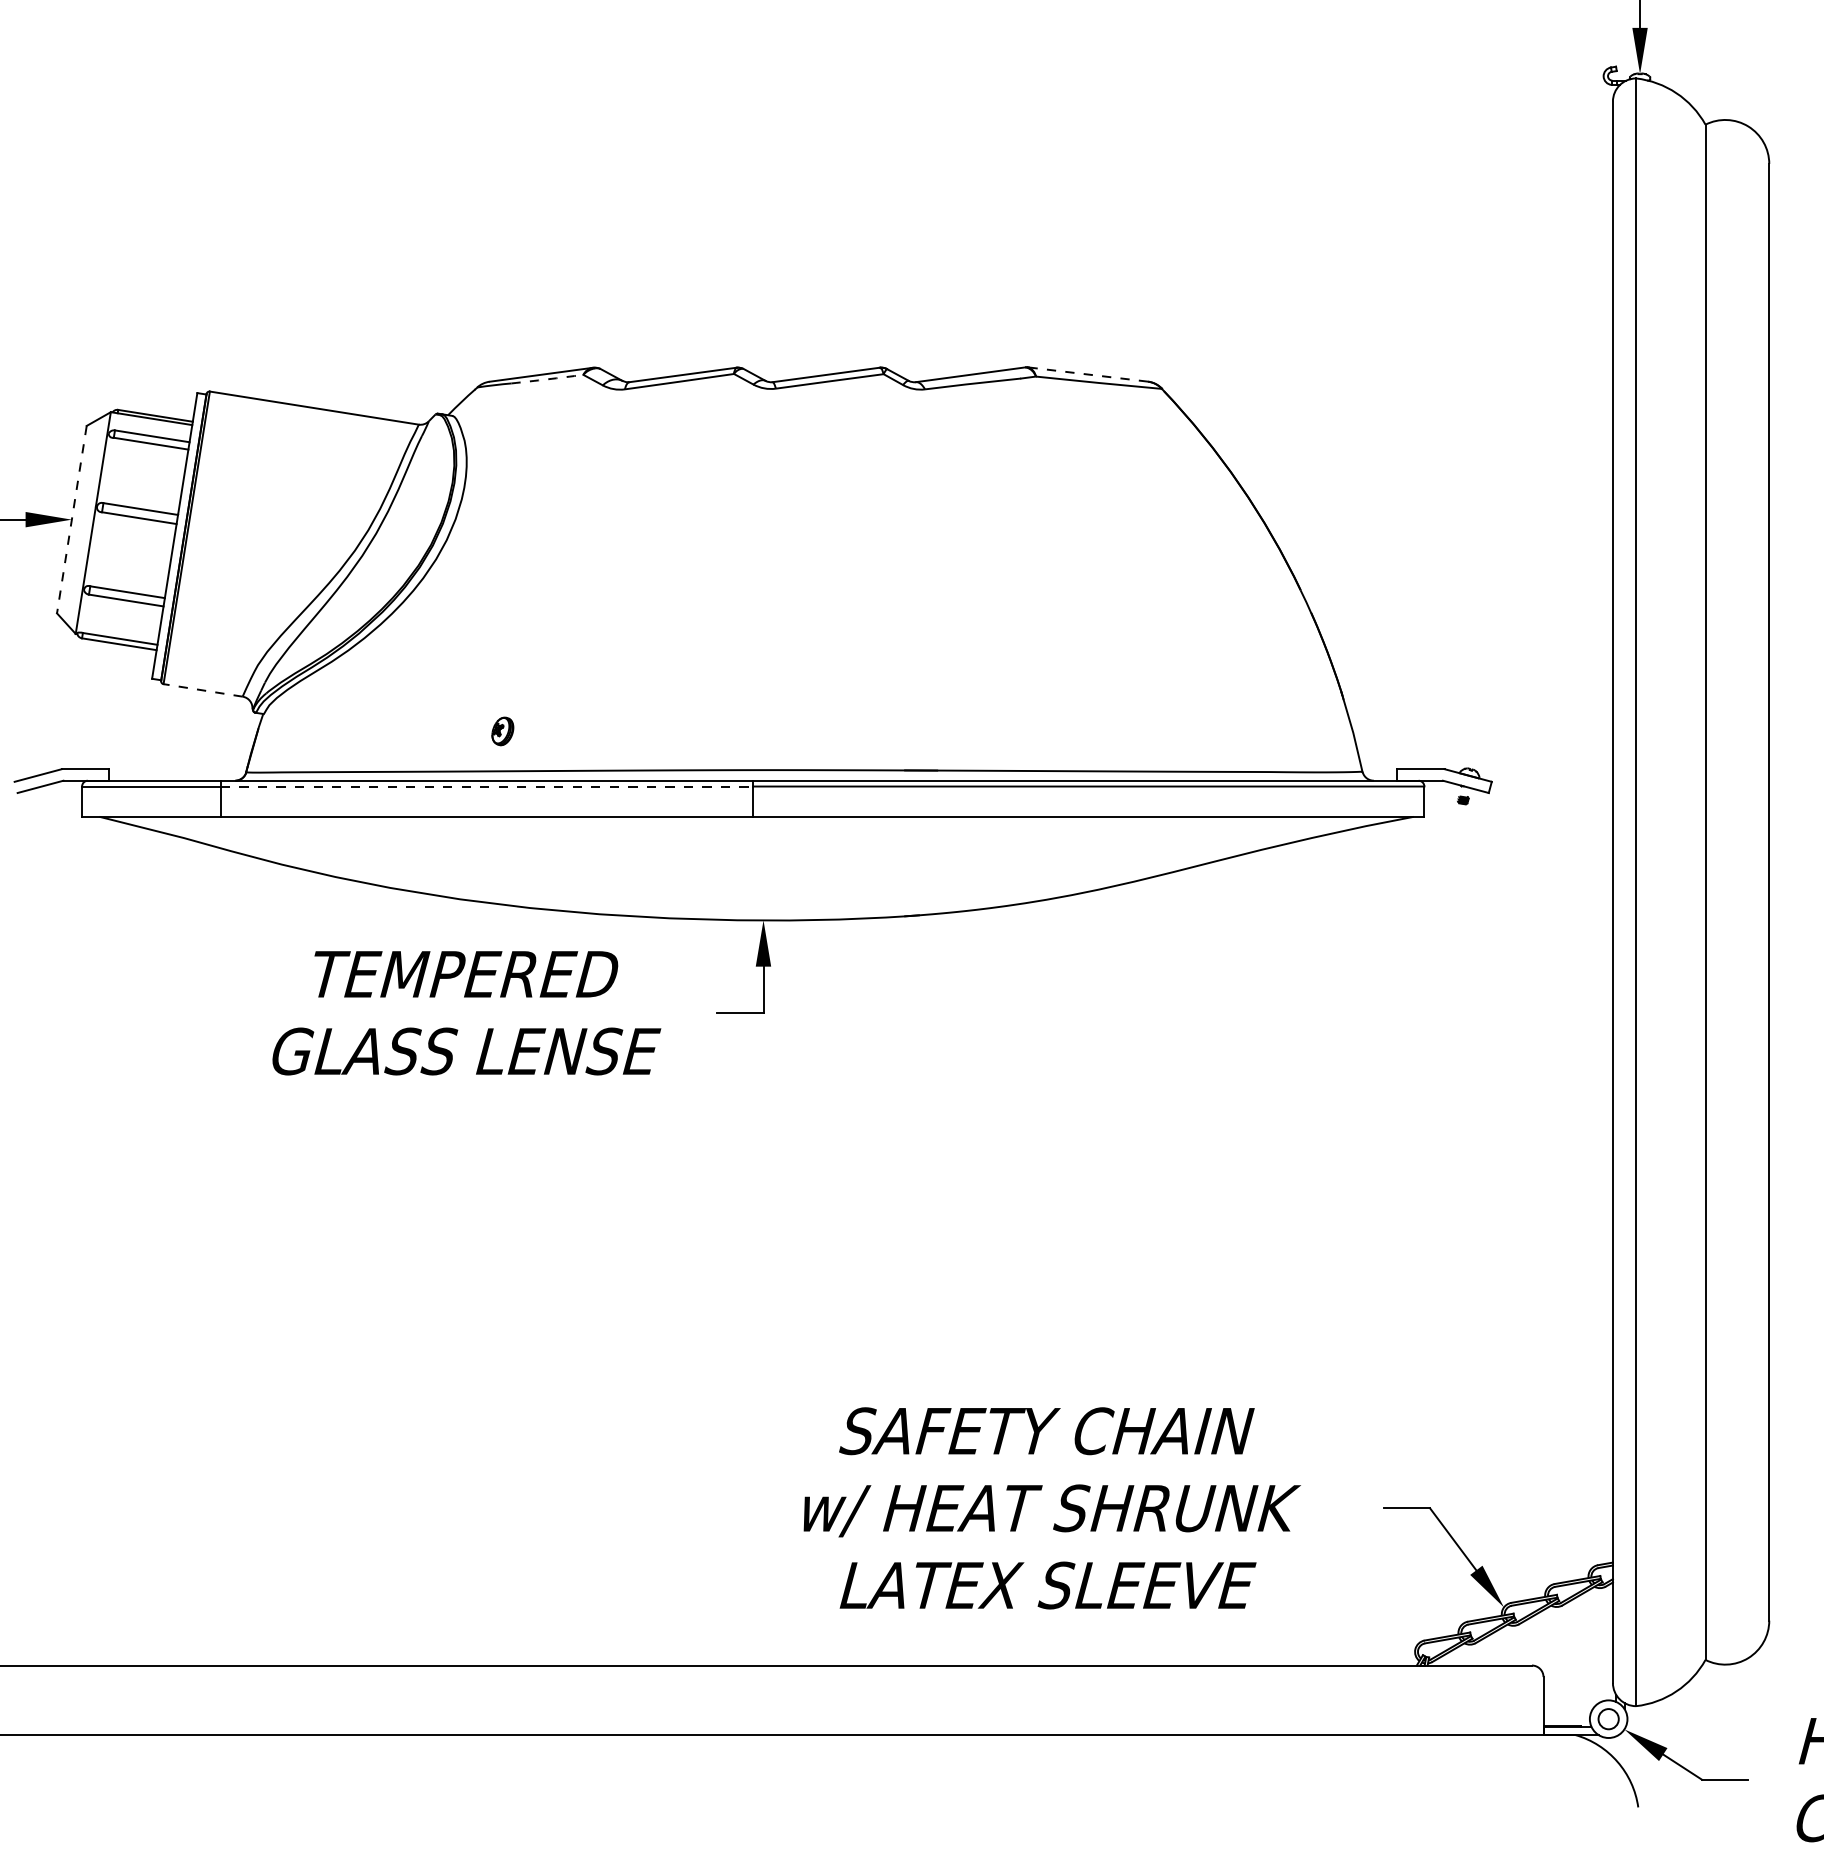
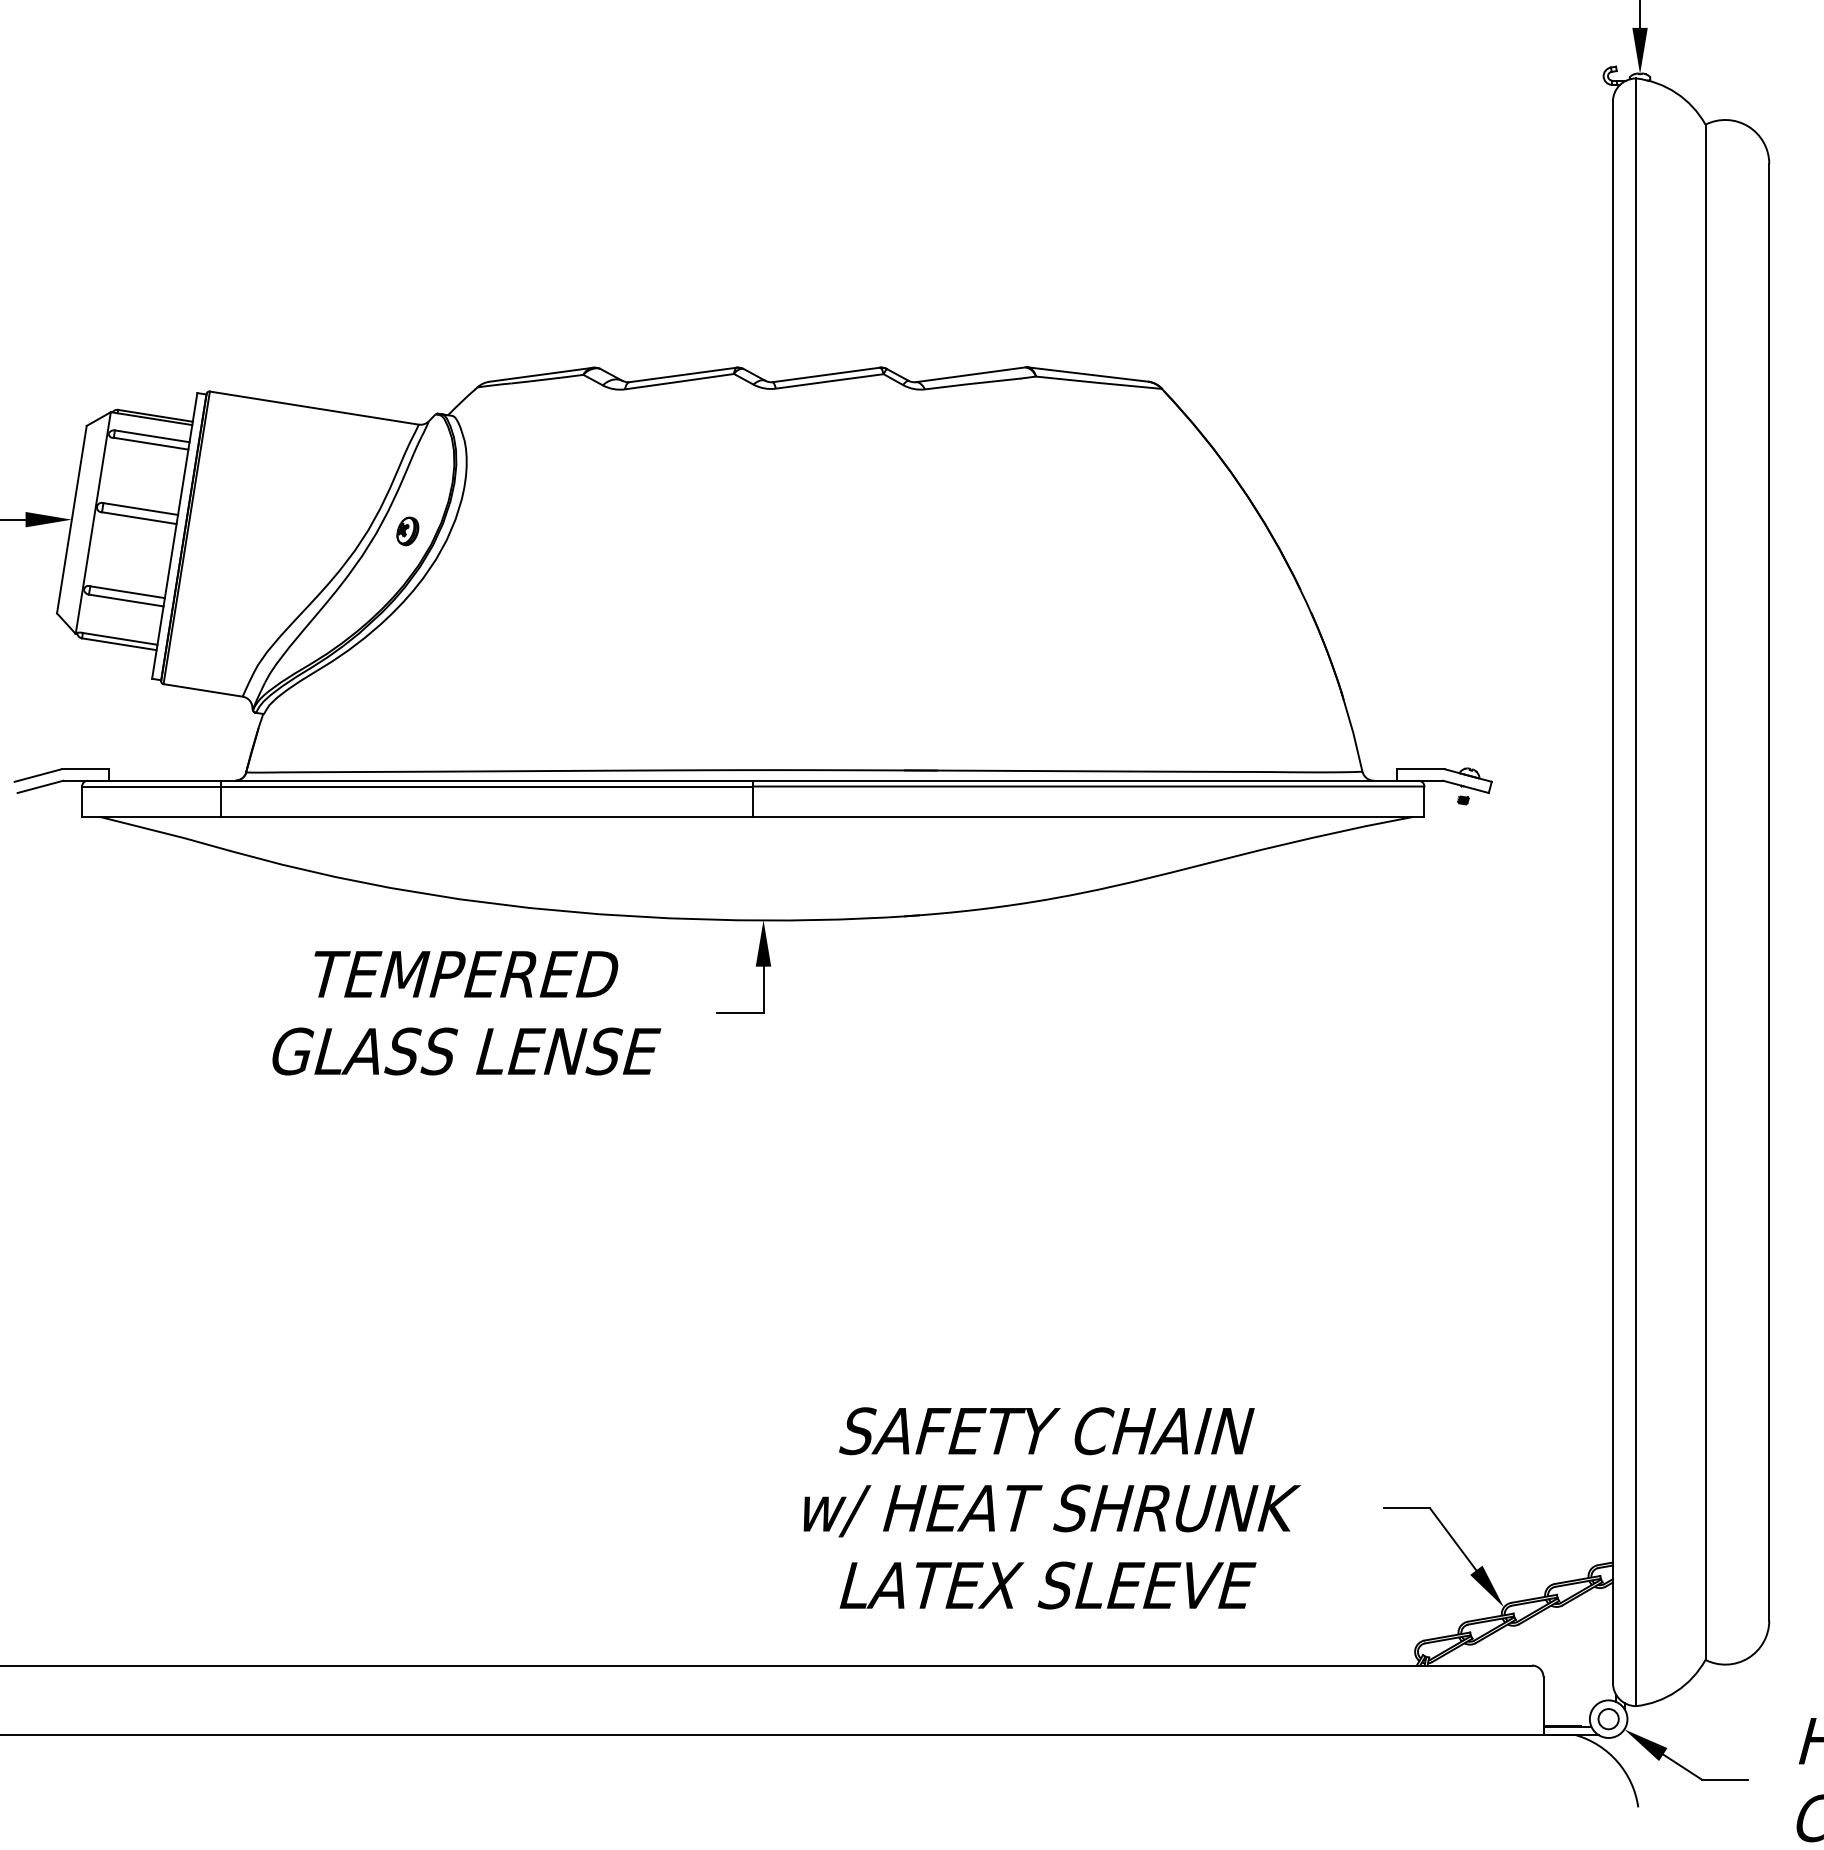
line: dashed -> solid (1087, 374)
arc: dashed -> solid (547, 379)
line: dashed -> solid (71, 519)
line: dashed -> solid (202, 690)
part position: (502, 731) -> (407, 531) (407, 531)
line: dashed -> solid (487, 786)
